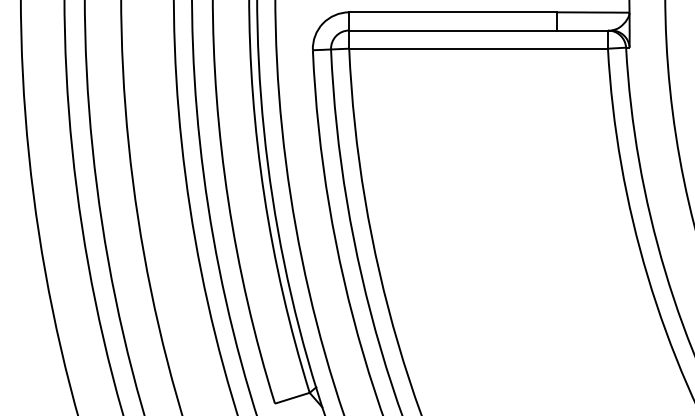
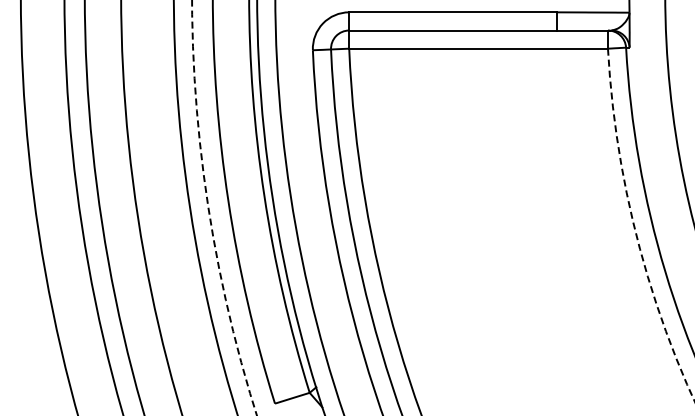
arc: solid -> dashed (209, 211)
arc: solid -> dashed (634, 228)
